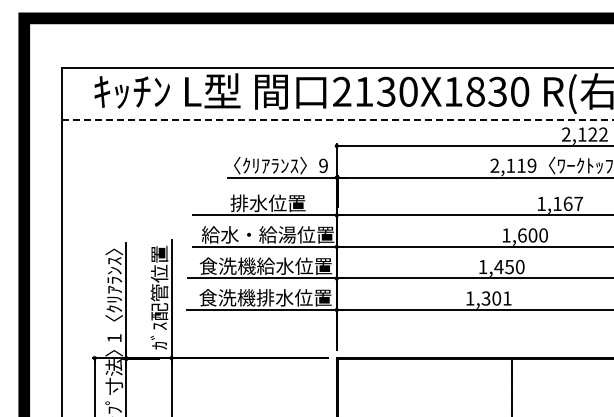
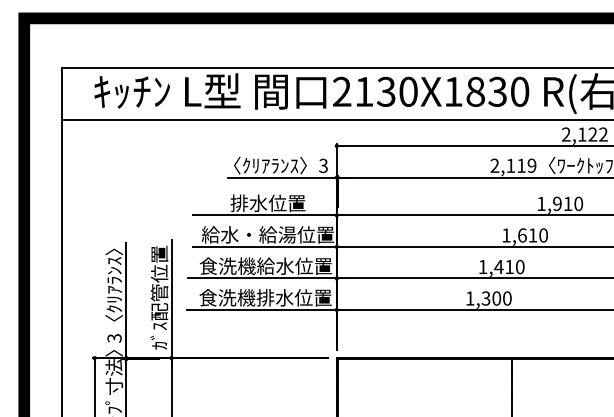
line: dashed -> solid (338, 120)
text: 9 -> 3 (323, 165)
text: 1,167 -> 1,910 (568, 203)
text: 1,600 -> 1,610 (532, 235)
text: 1,450 -> 1,410 (509, 267)
text: 1,301 -> 1,300 (507, 298)
text: 1 -> 3 (114, 338)
